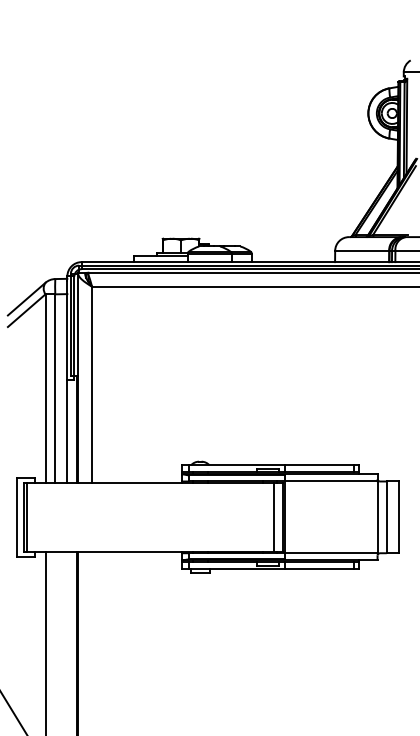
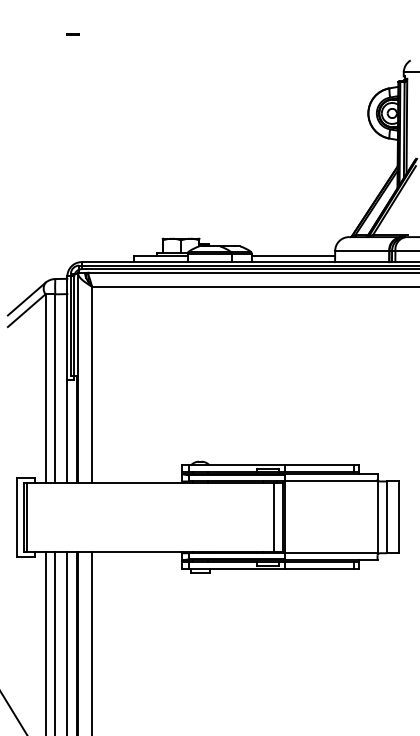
line: none -> present (72, 34)
line: none -> present (293, 256)
line: none -> present (55, 641)
line: none -> present (67, 641)
line: none -> present (92, 641)
